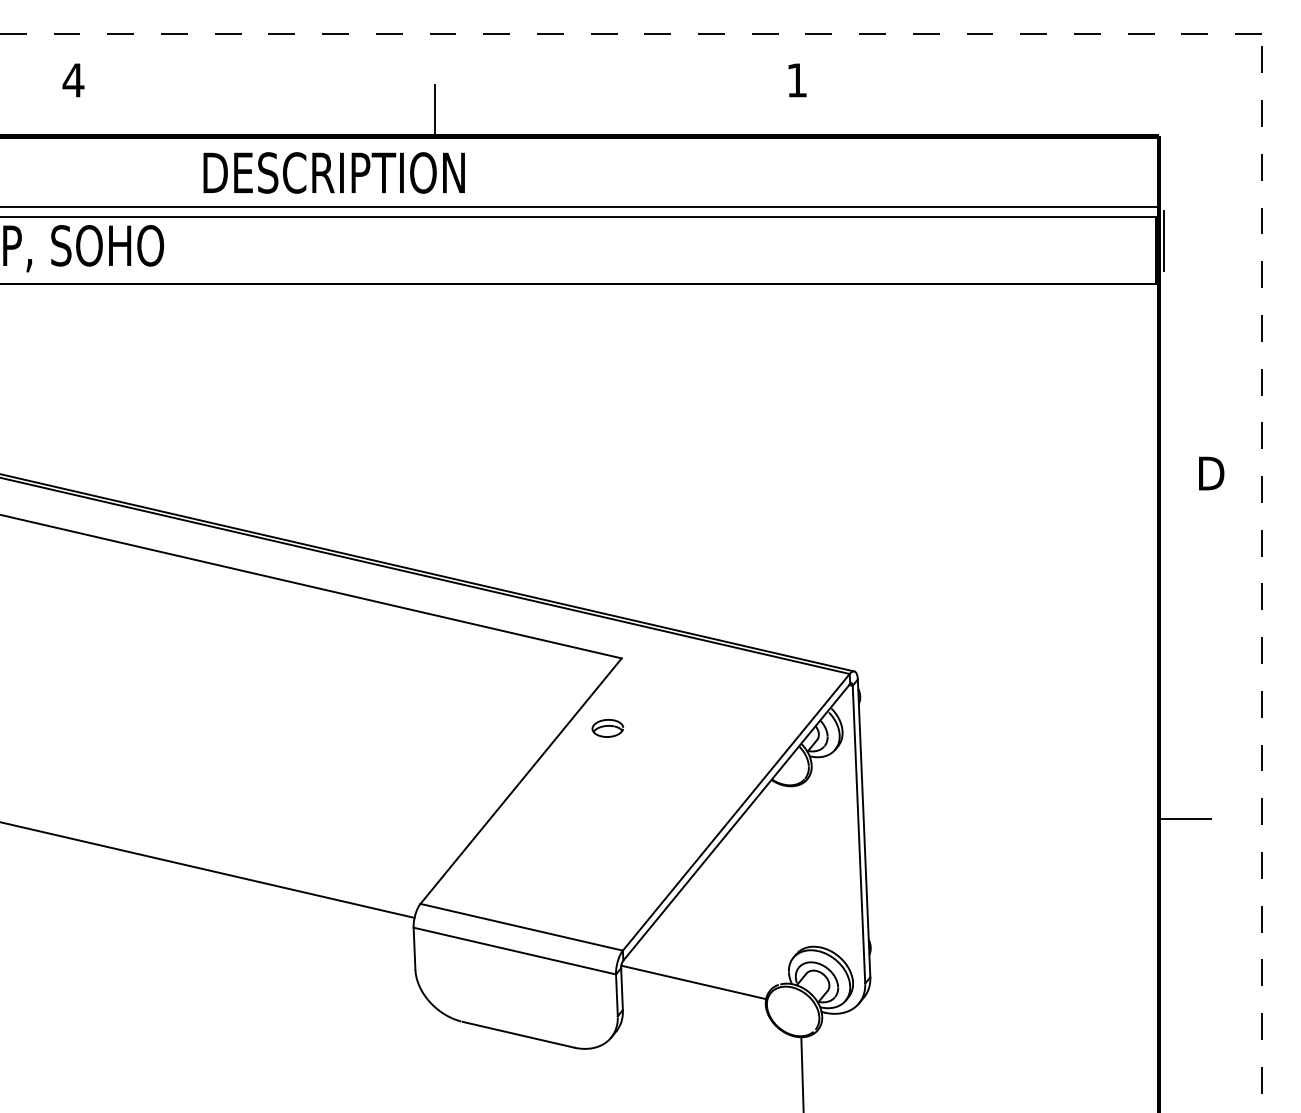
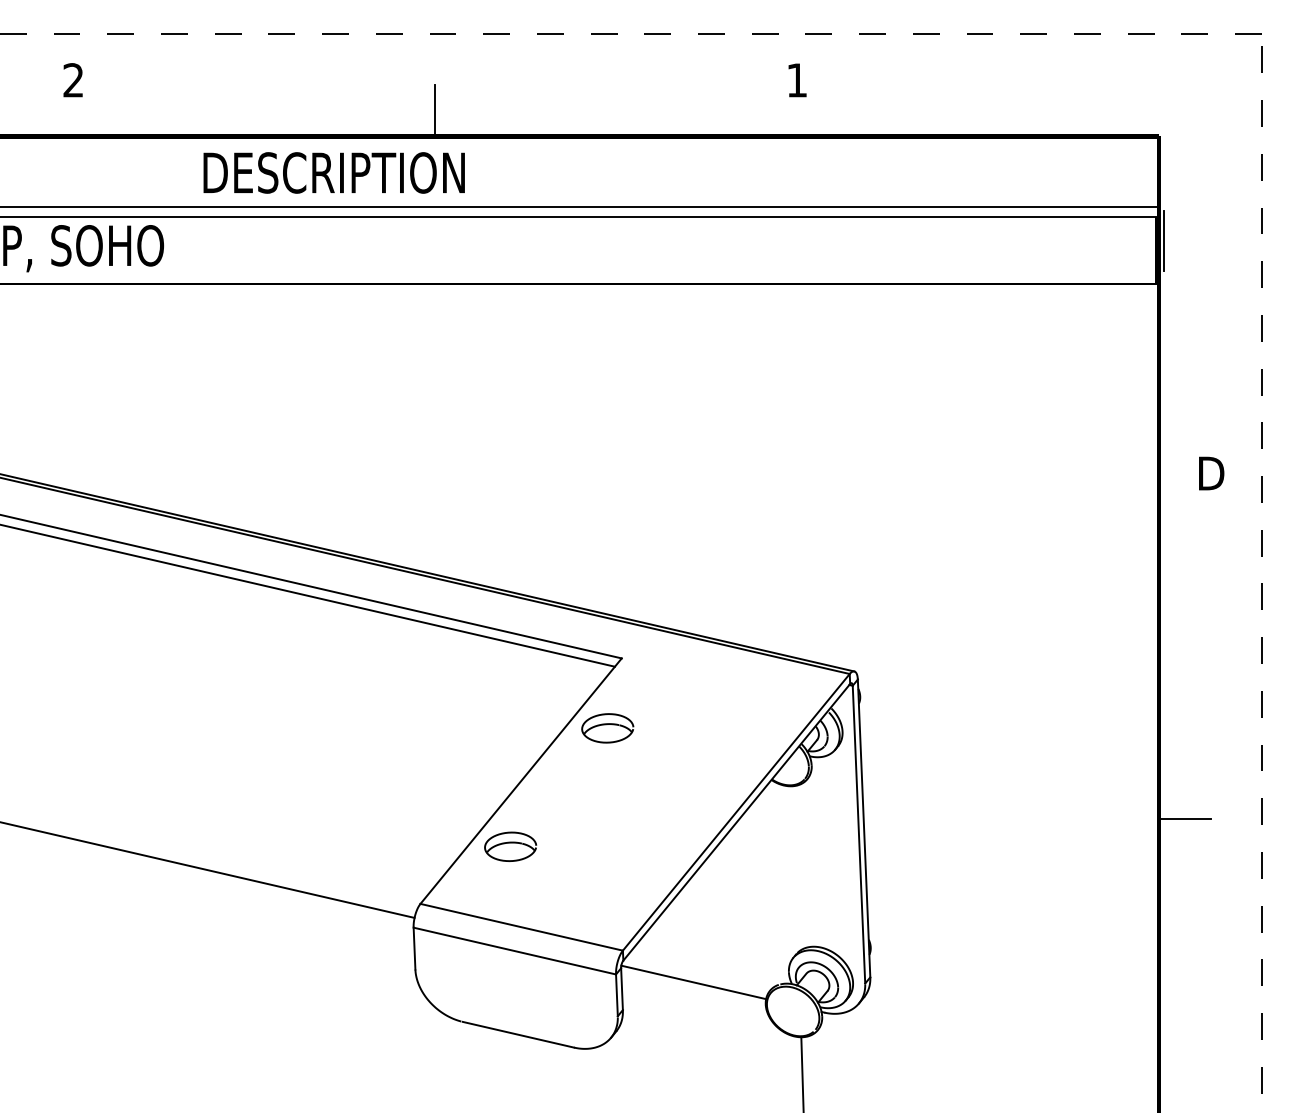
text: 4 -> 2 (73, 80)
line: none -> present (308, 595)
part size: 33x19 px -> 54x31 px (607, 728)
part: none -> present (510, 846)
